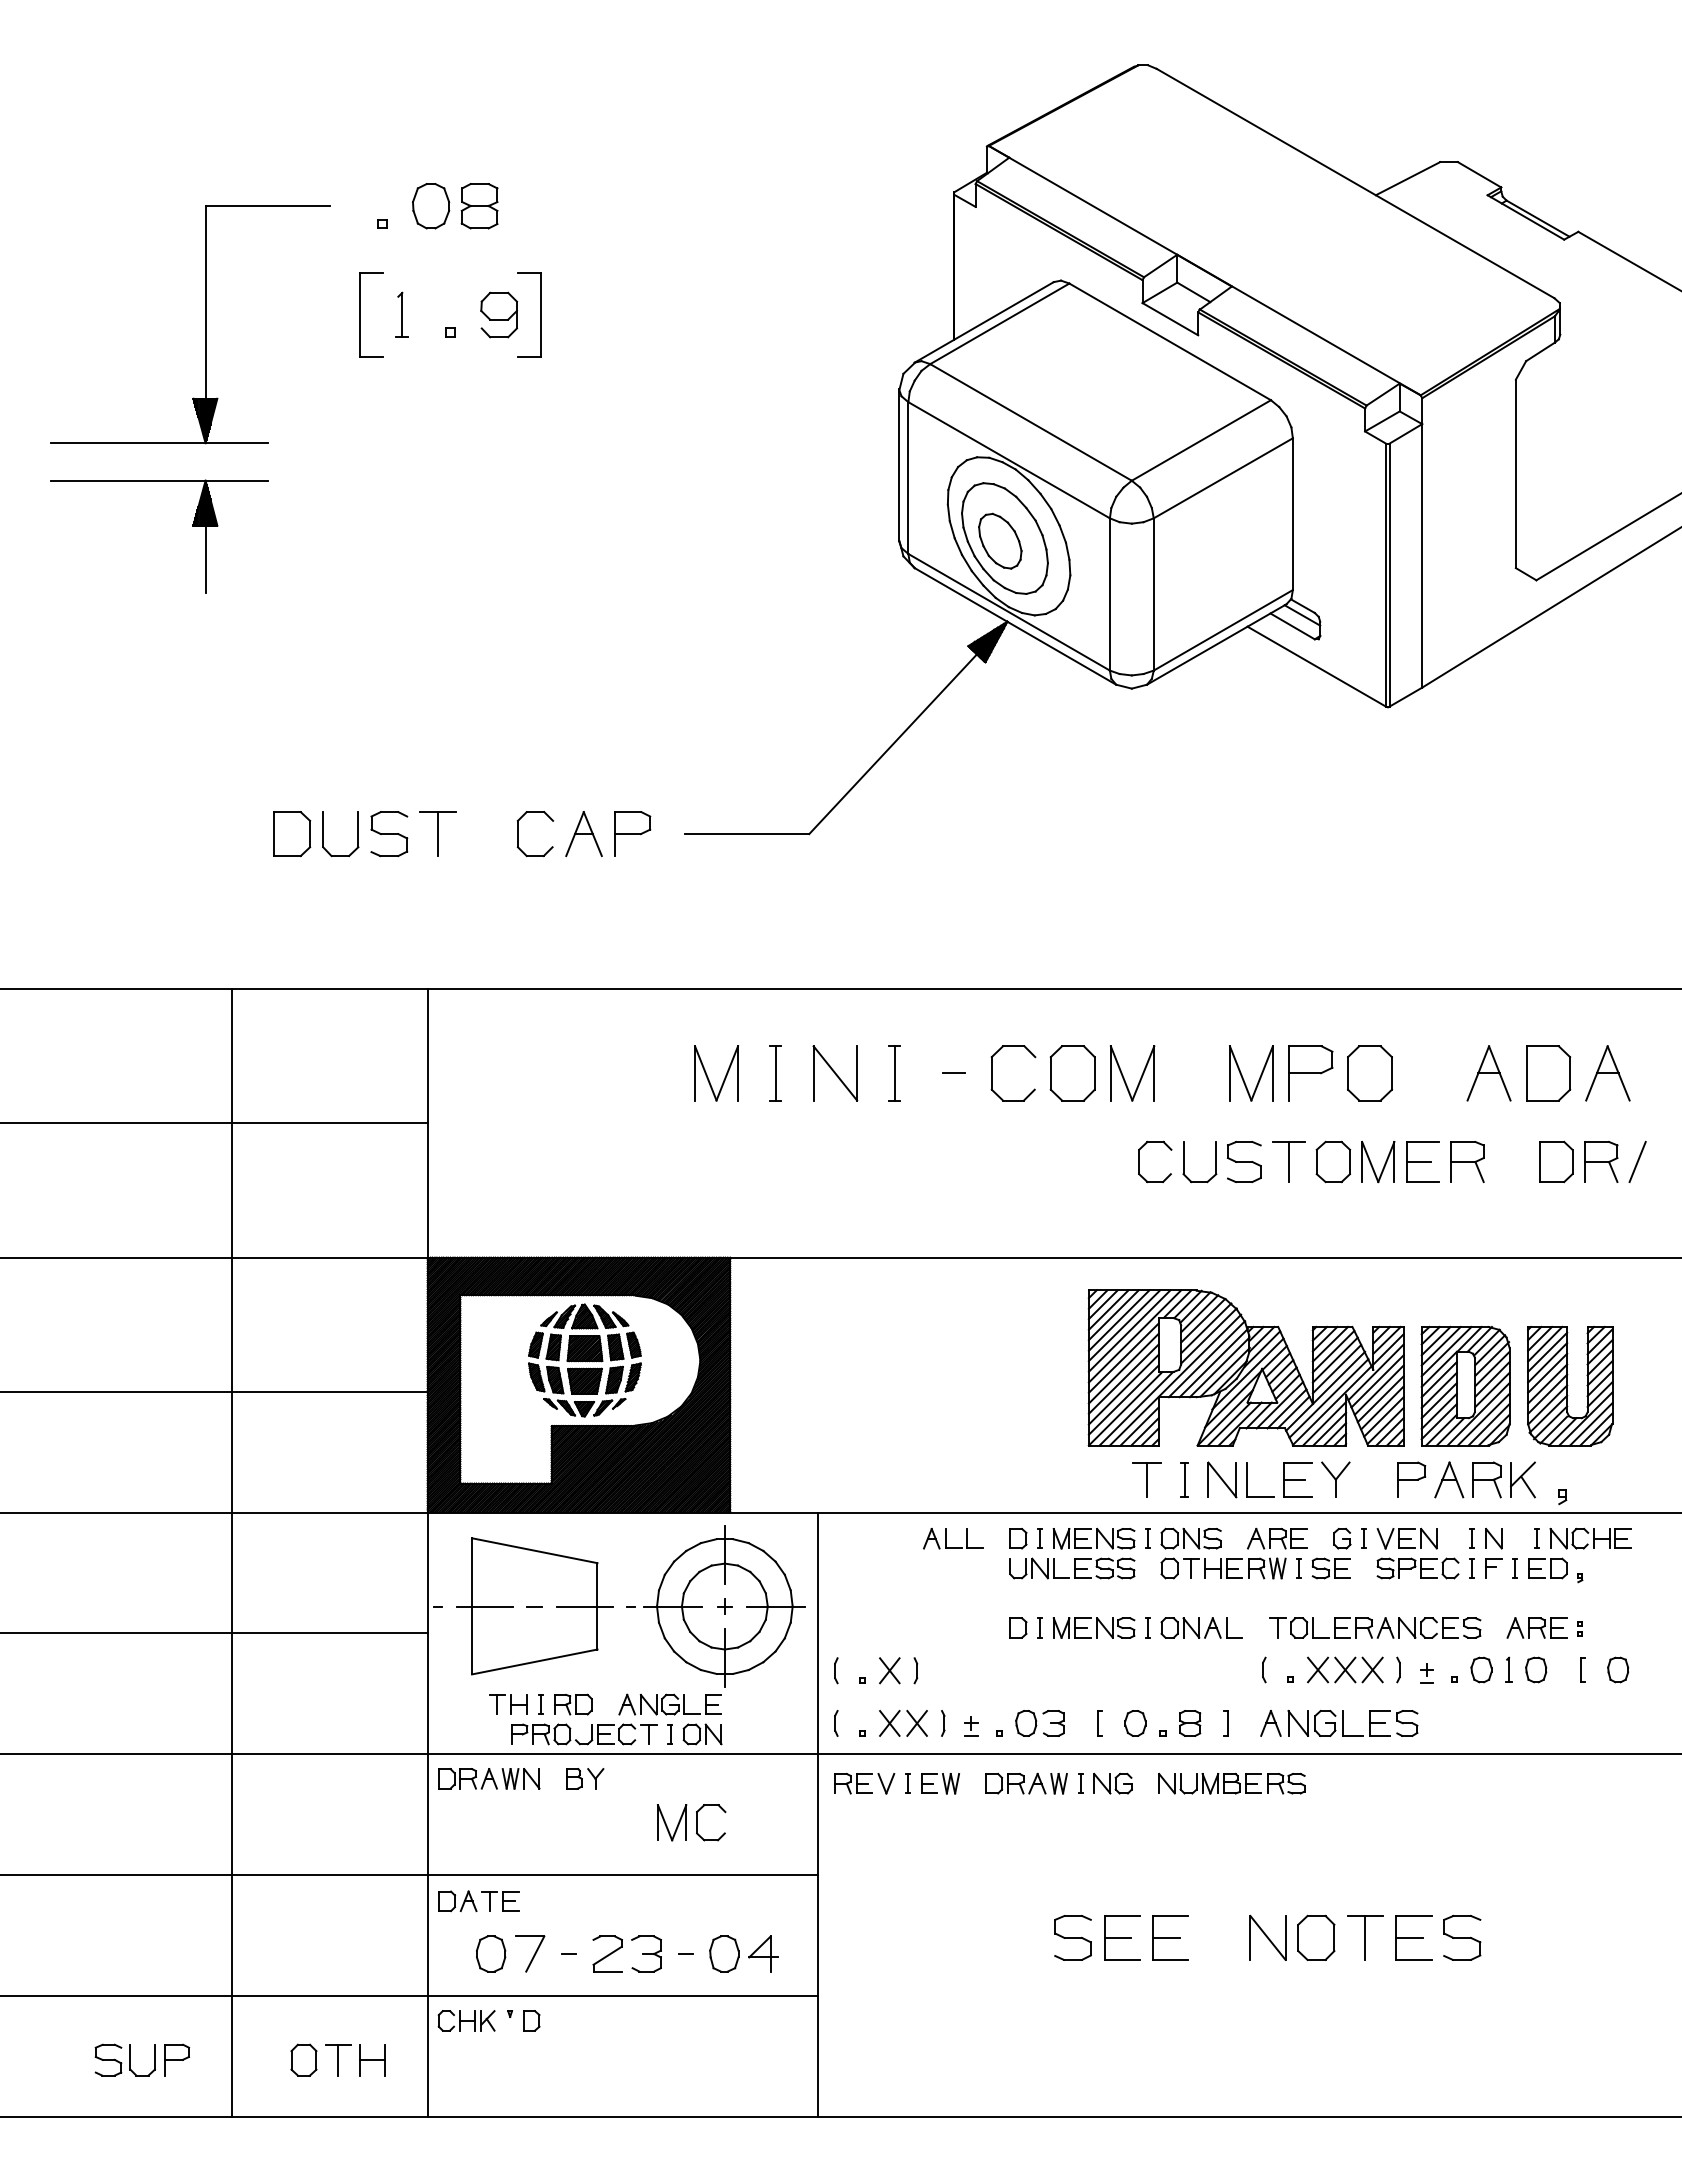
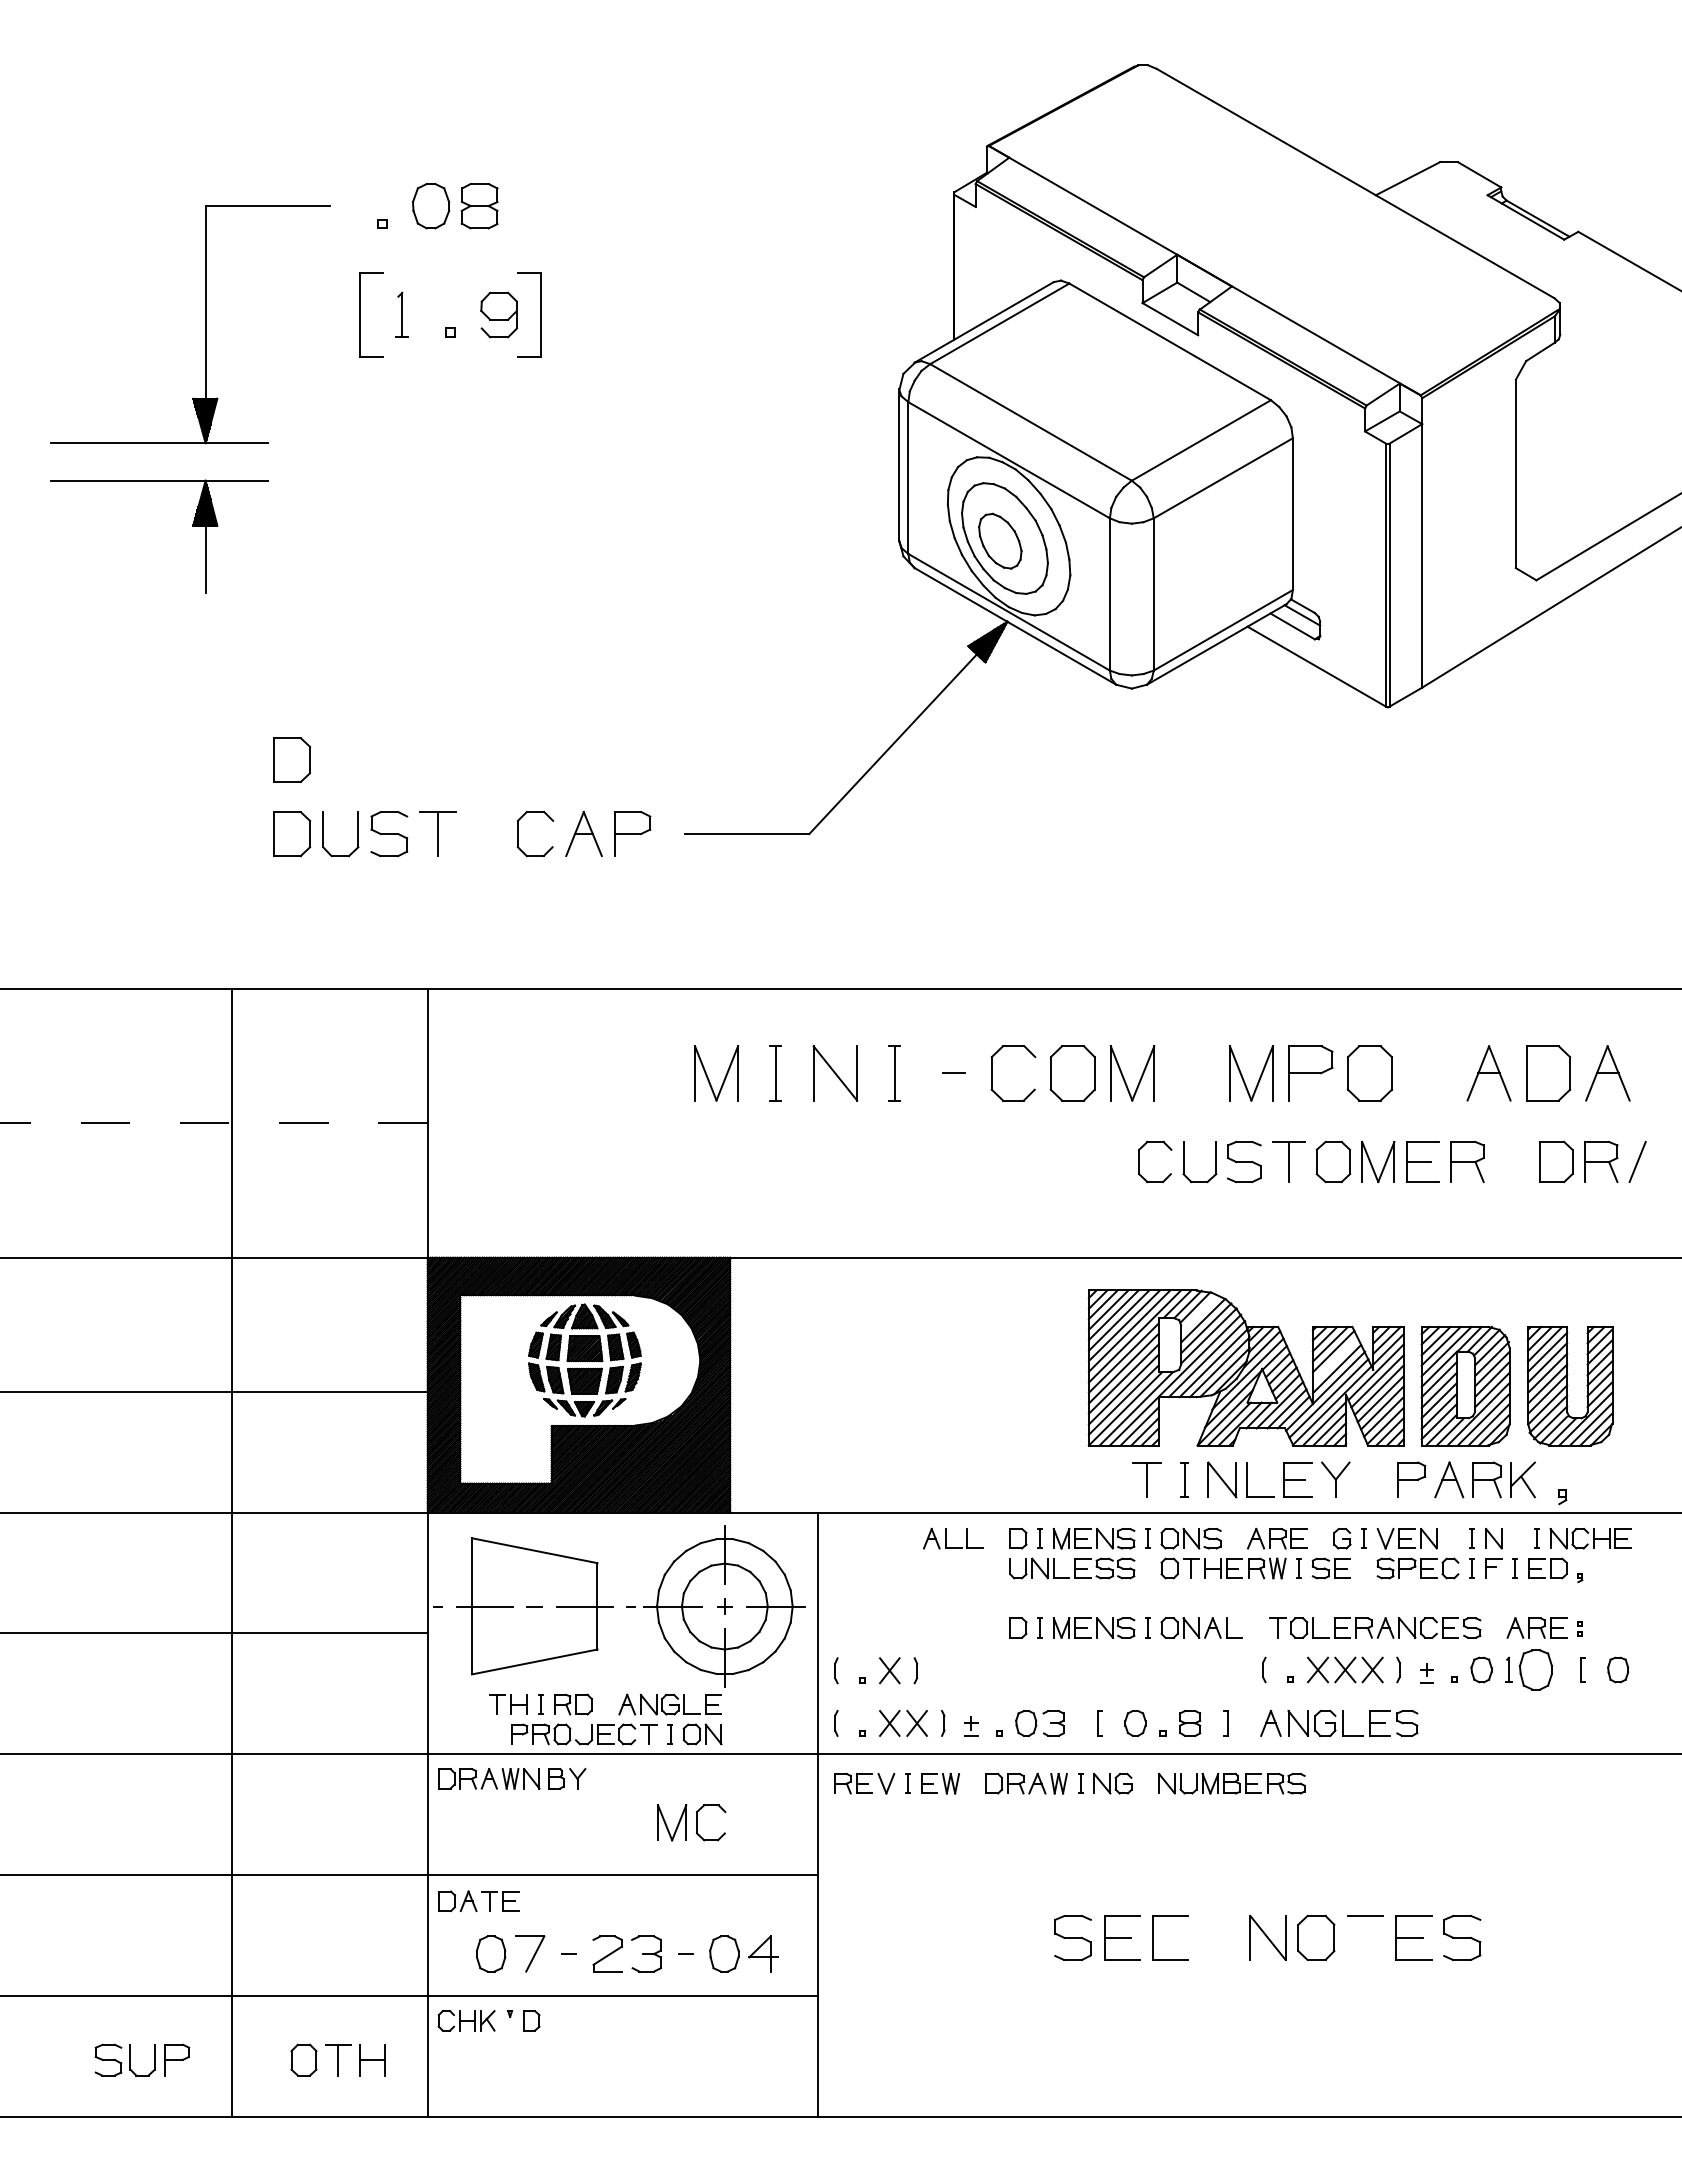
part: none -> present (292, 760)
line: solid -> dashed (213, 1122)
line: present -> none (1199, 1313)
line: present -> none (1334, 1359)
part size: 23x28 px -> 34x42 px (1535, 1669)
part position: (585, 1778) -> (567, 1778) (567, 1778)
line: present -> none (1165, 1937)
line: present -> none (1365, 1937)
